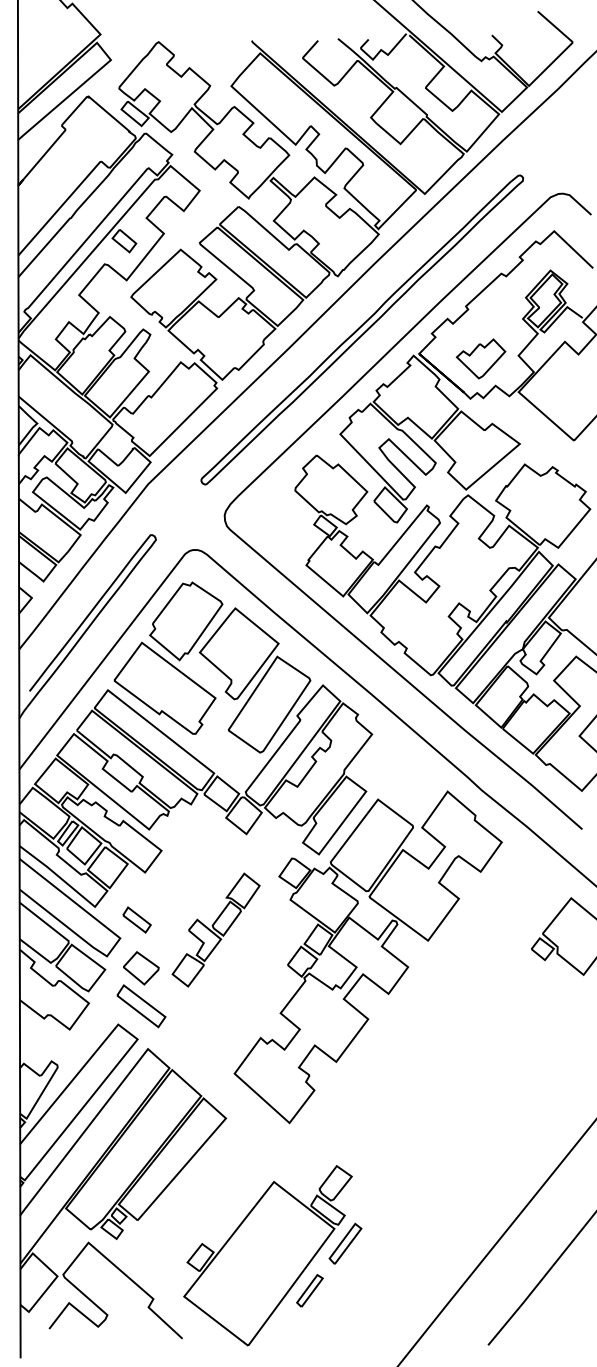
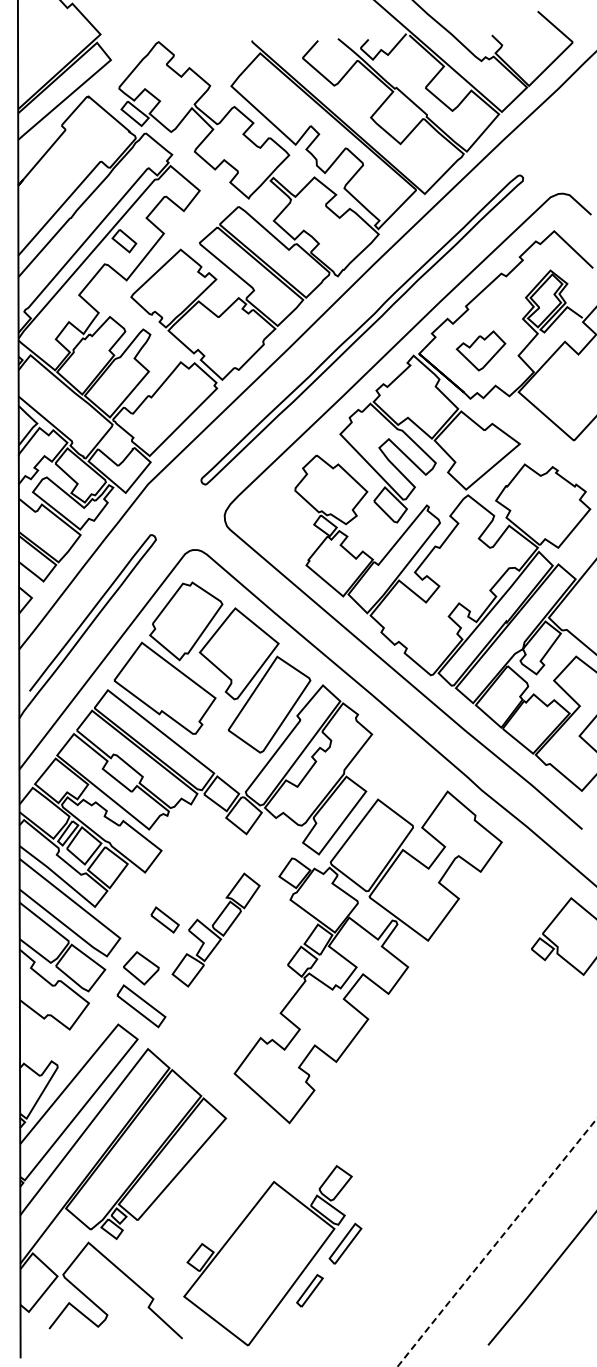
part position: (480, 358) -> (480, 350) (480, 350)
part position: (136, 919) -> (164, 919) (164, 919)
line: solid -> dashed (496, 1243)
